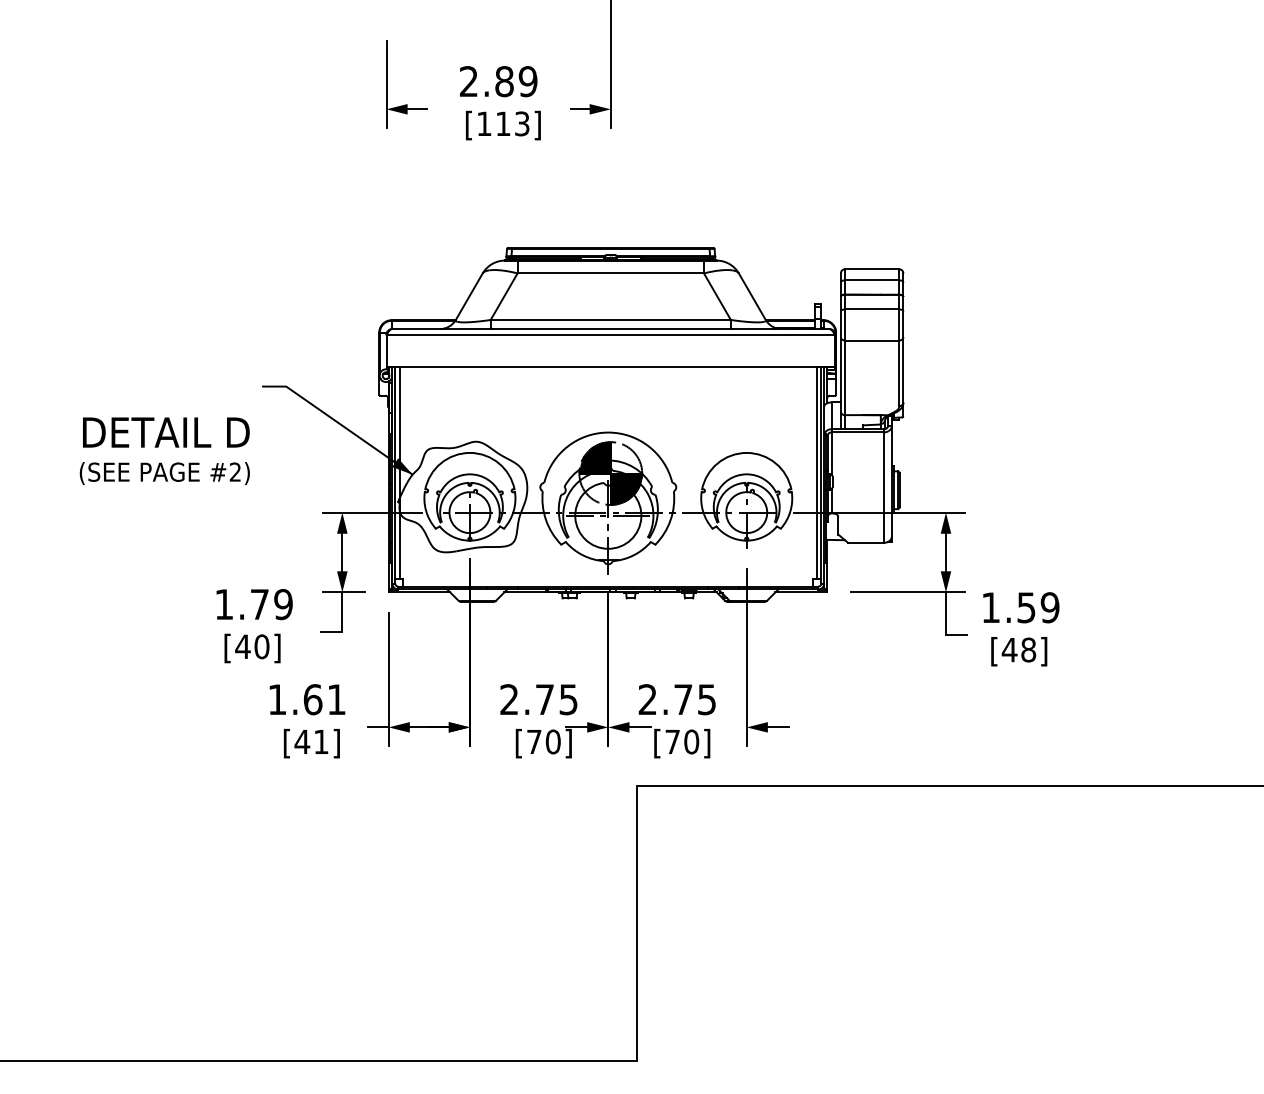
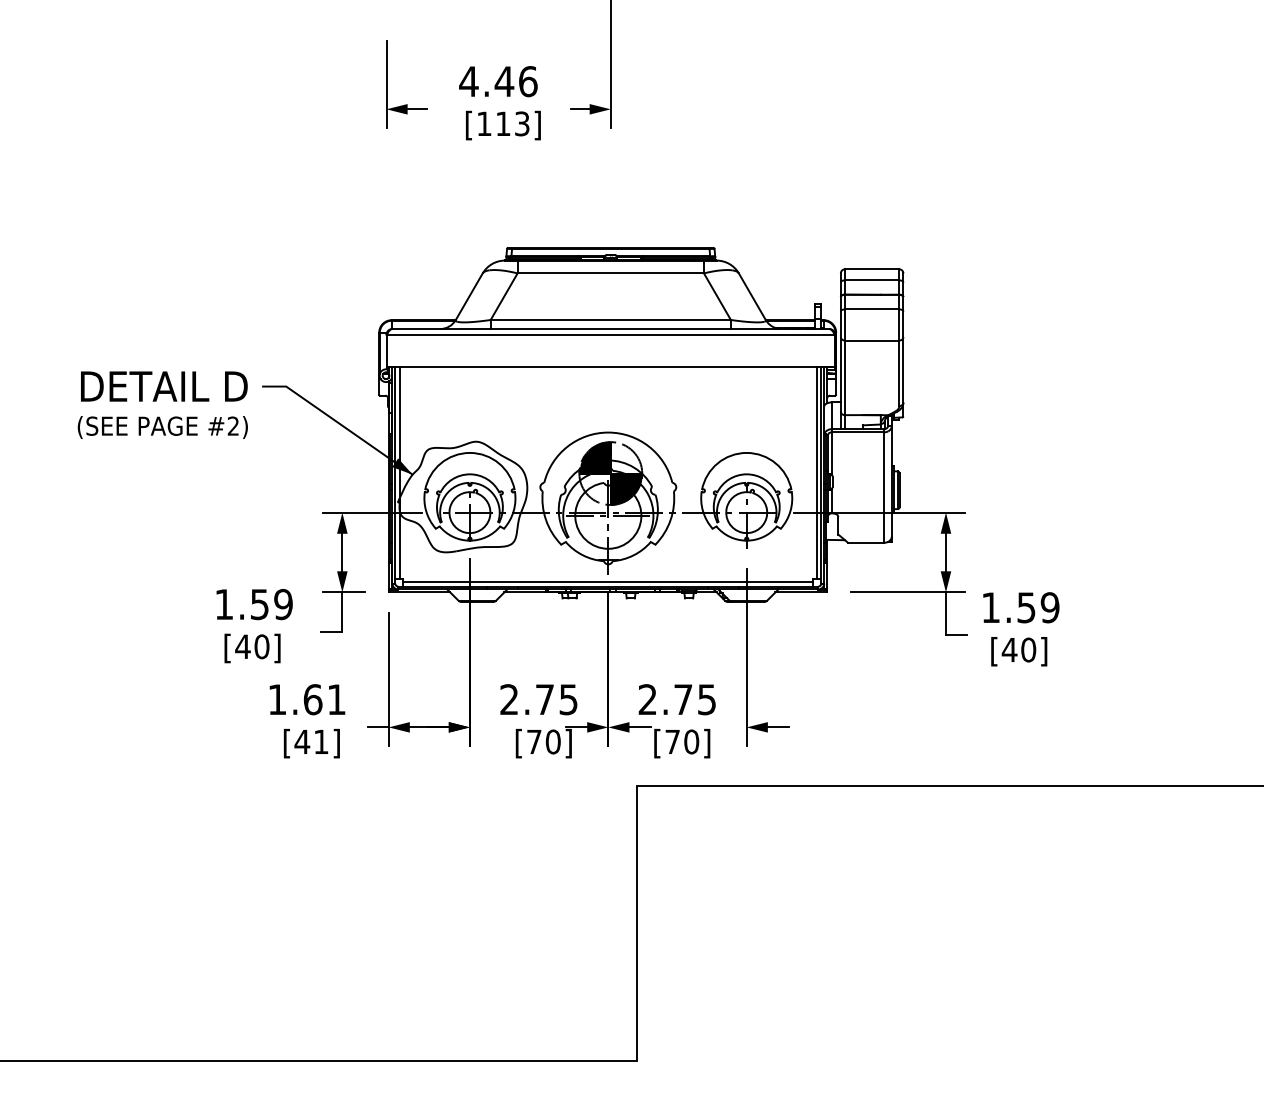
text: 2.89 -> 4.46 (498, 81)
text position: (164, 450) -> (162, 404) (162, 404)
line: none -> present (608, 582)
text: 1.79 -> 1.59 (259, 604)
text: [48] -> [40] (1028, 650)
